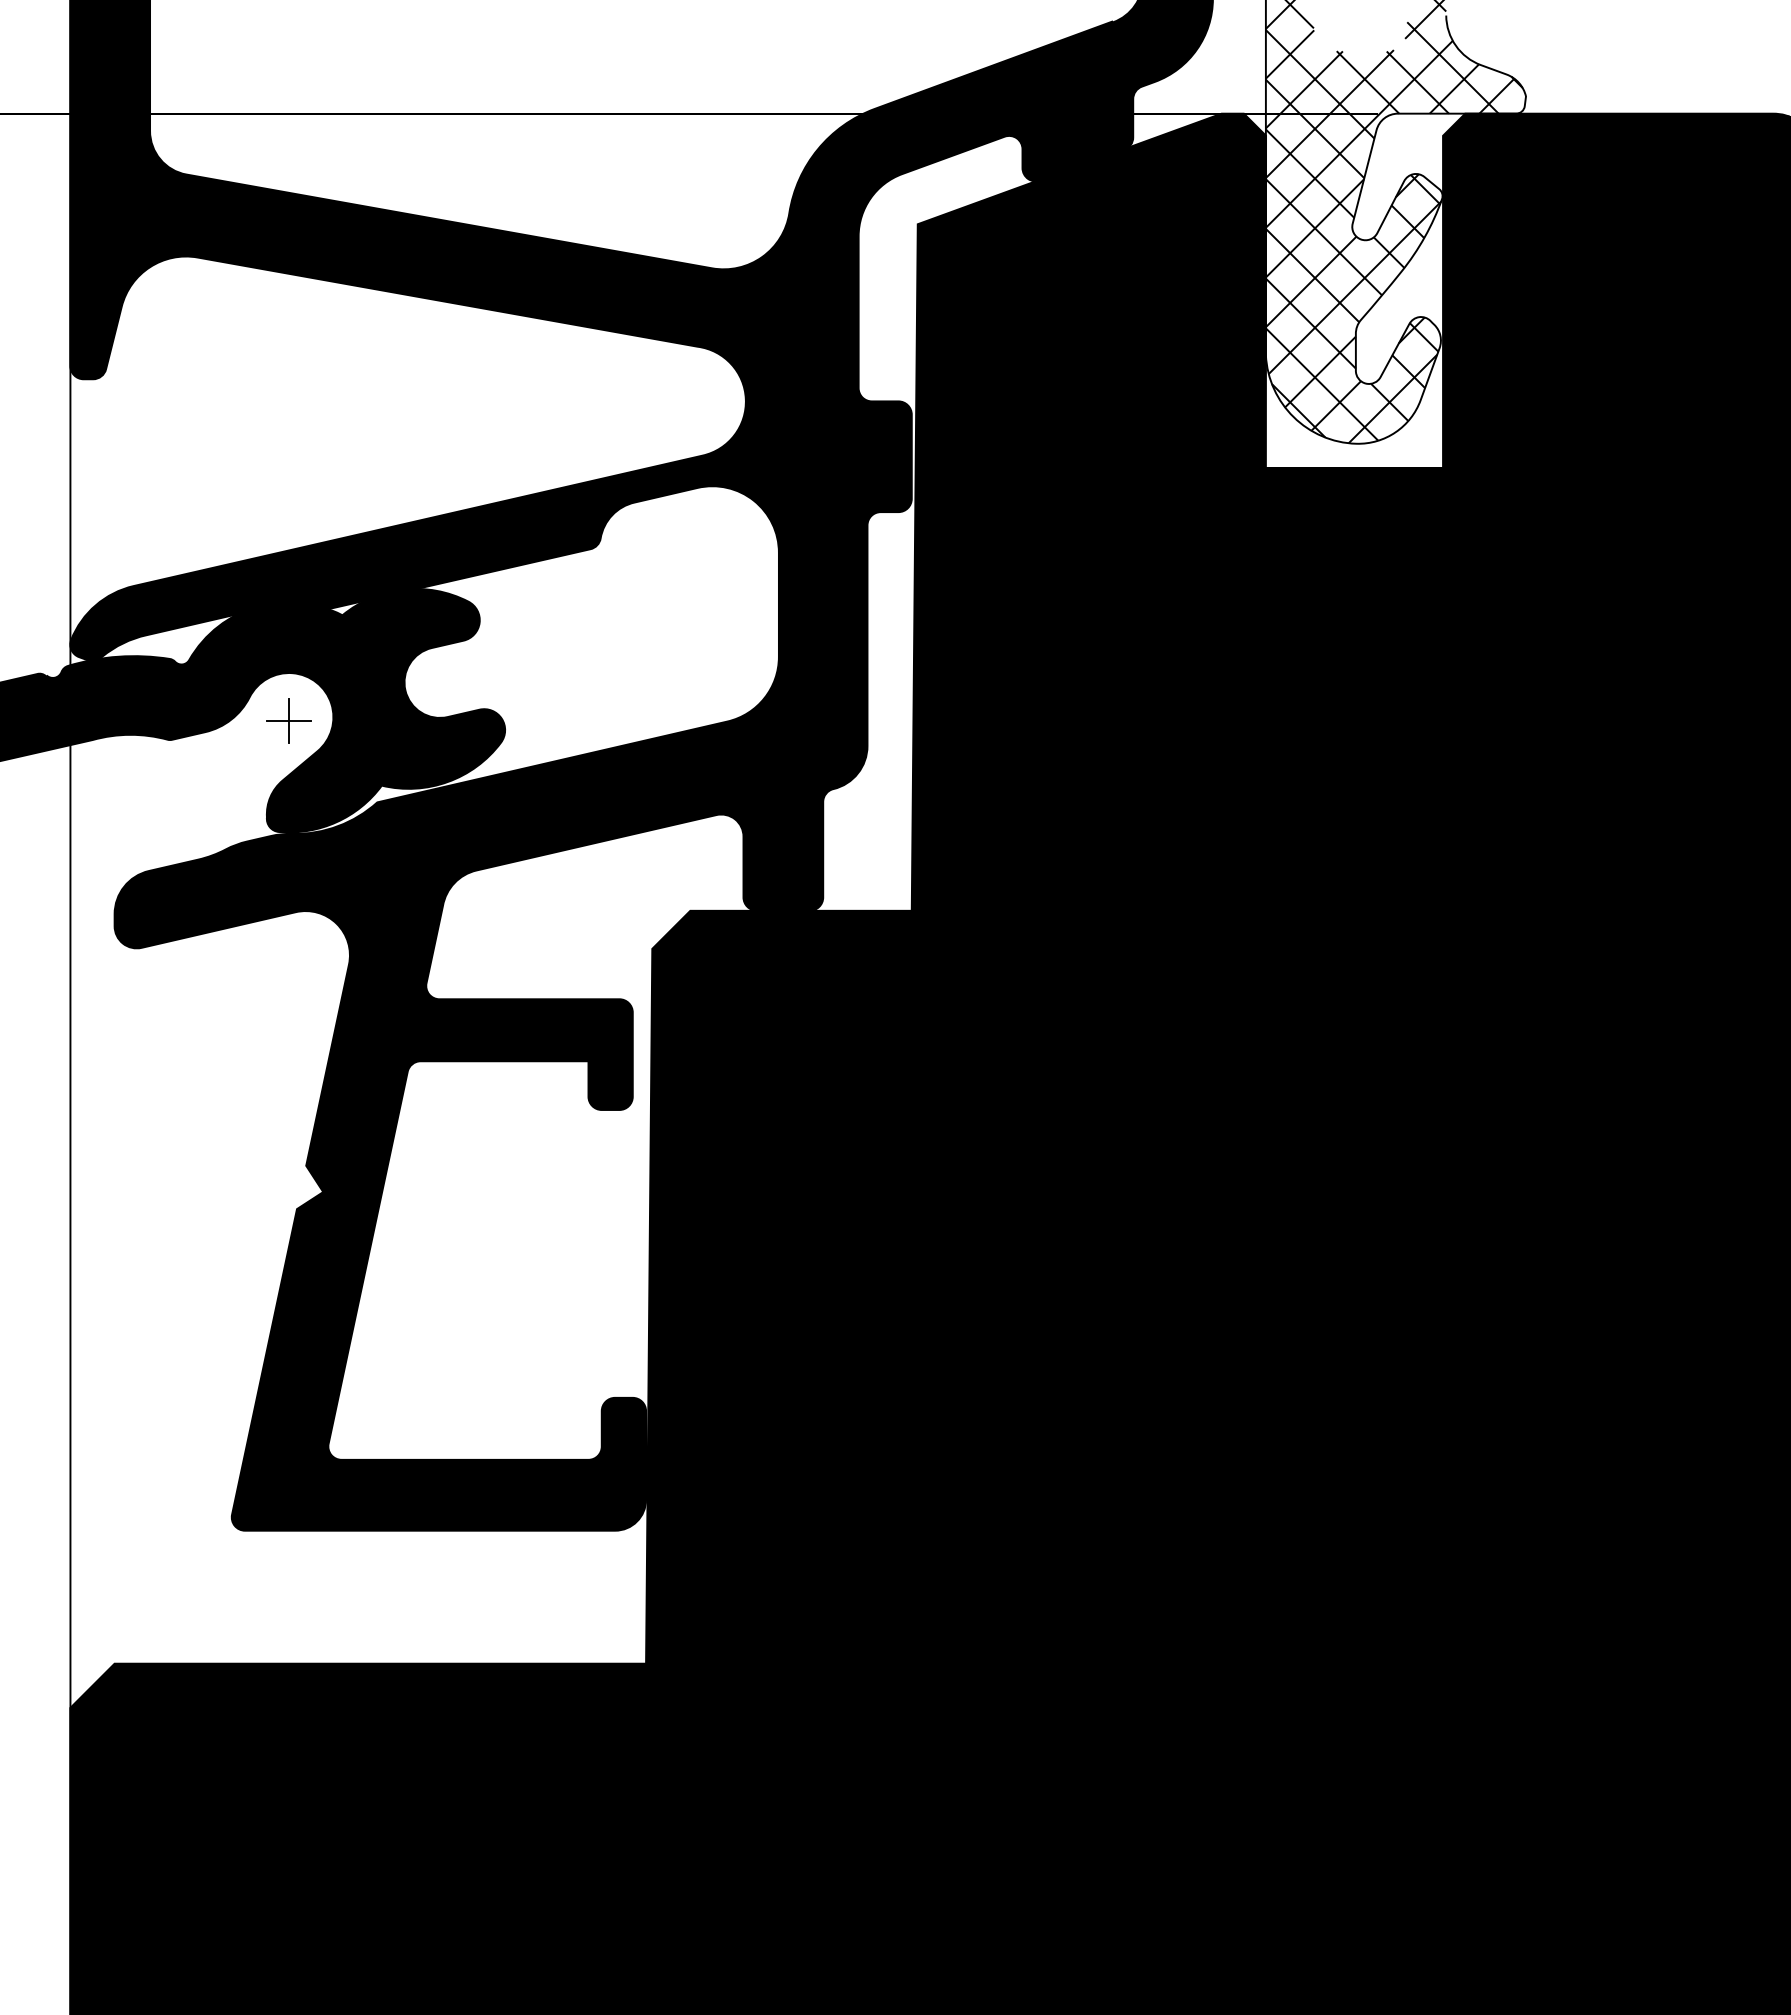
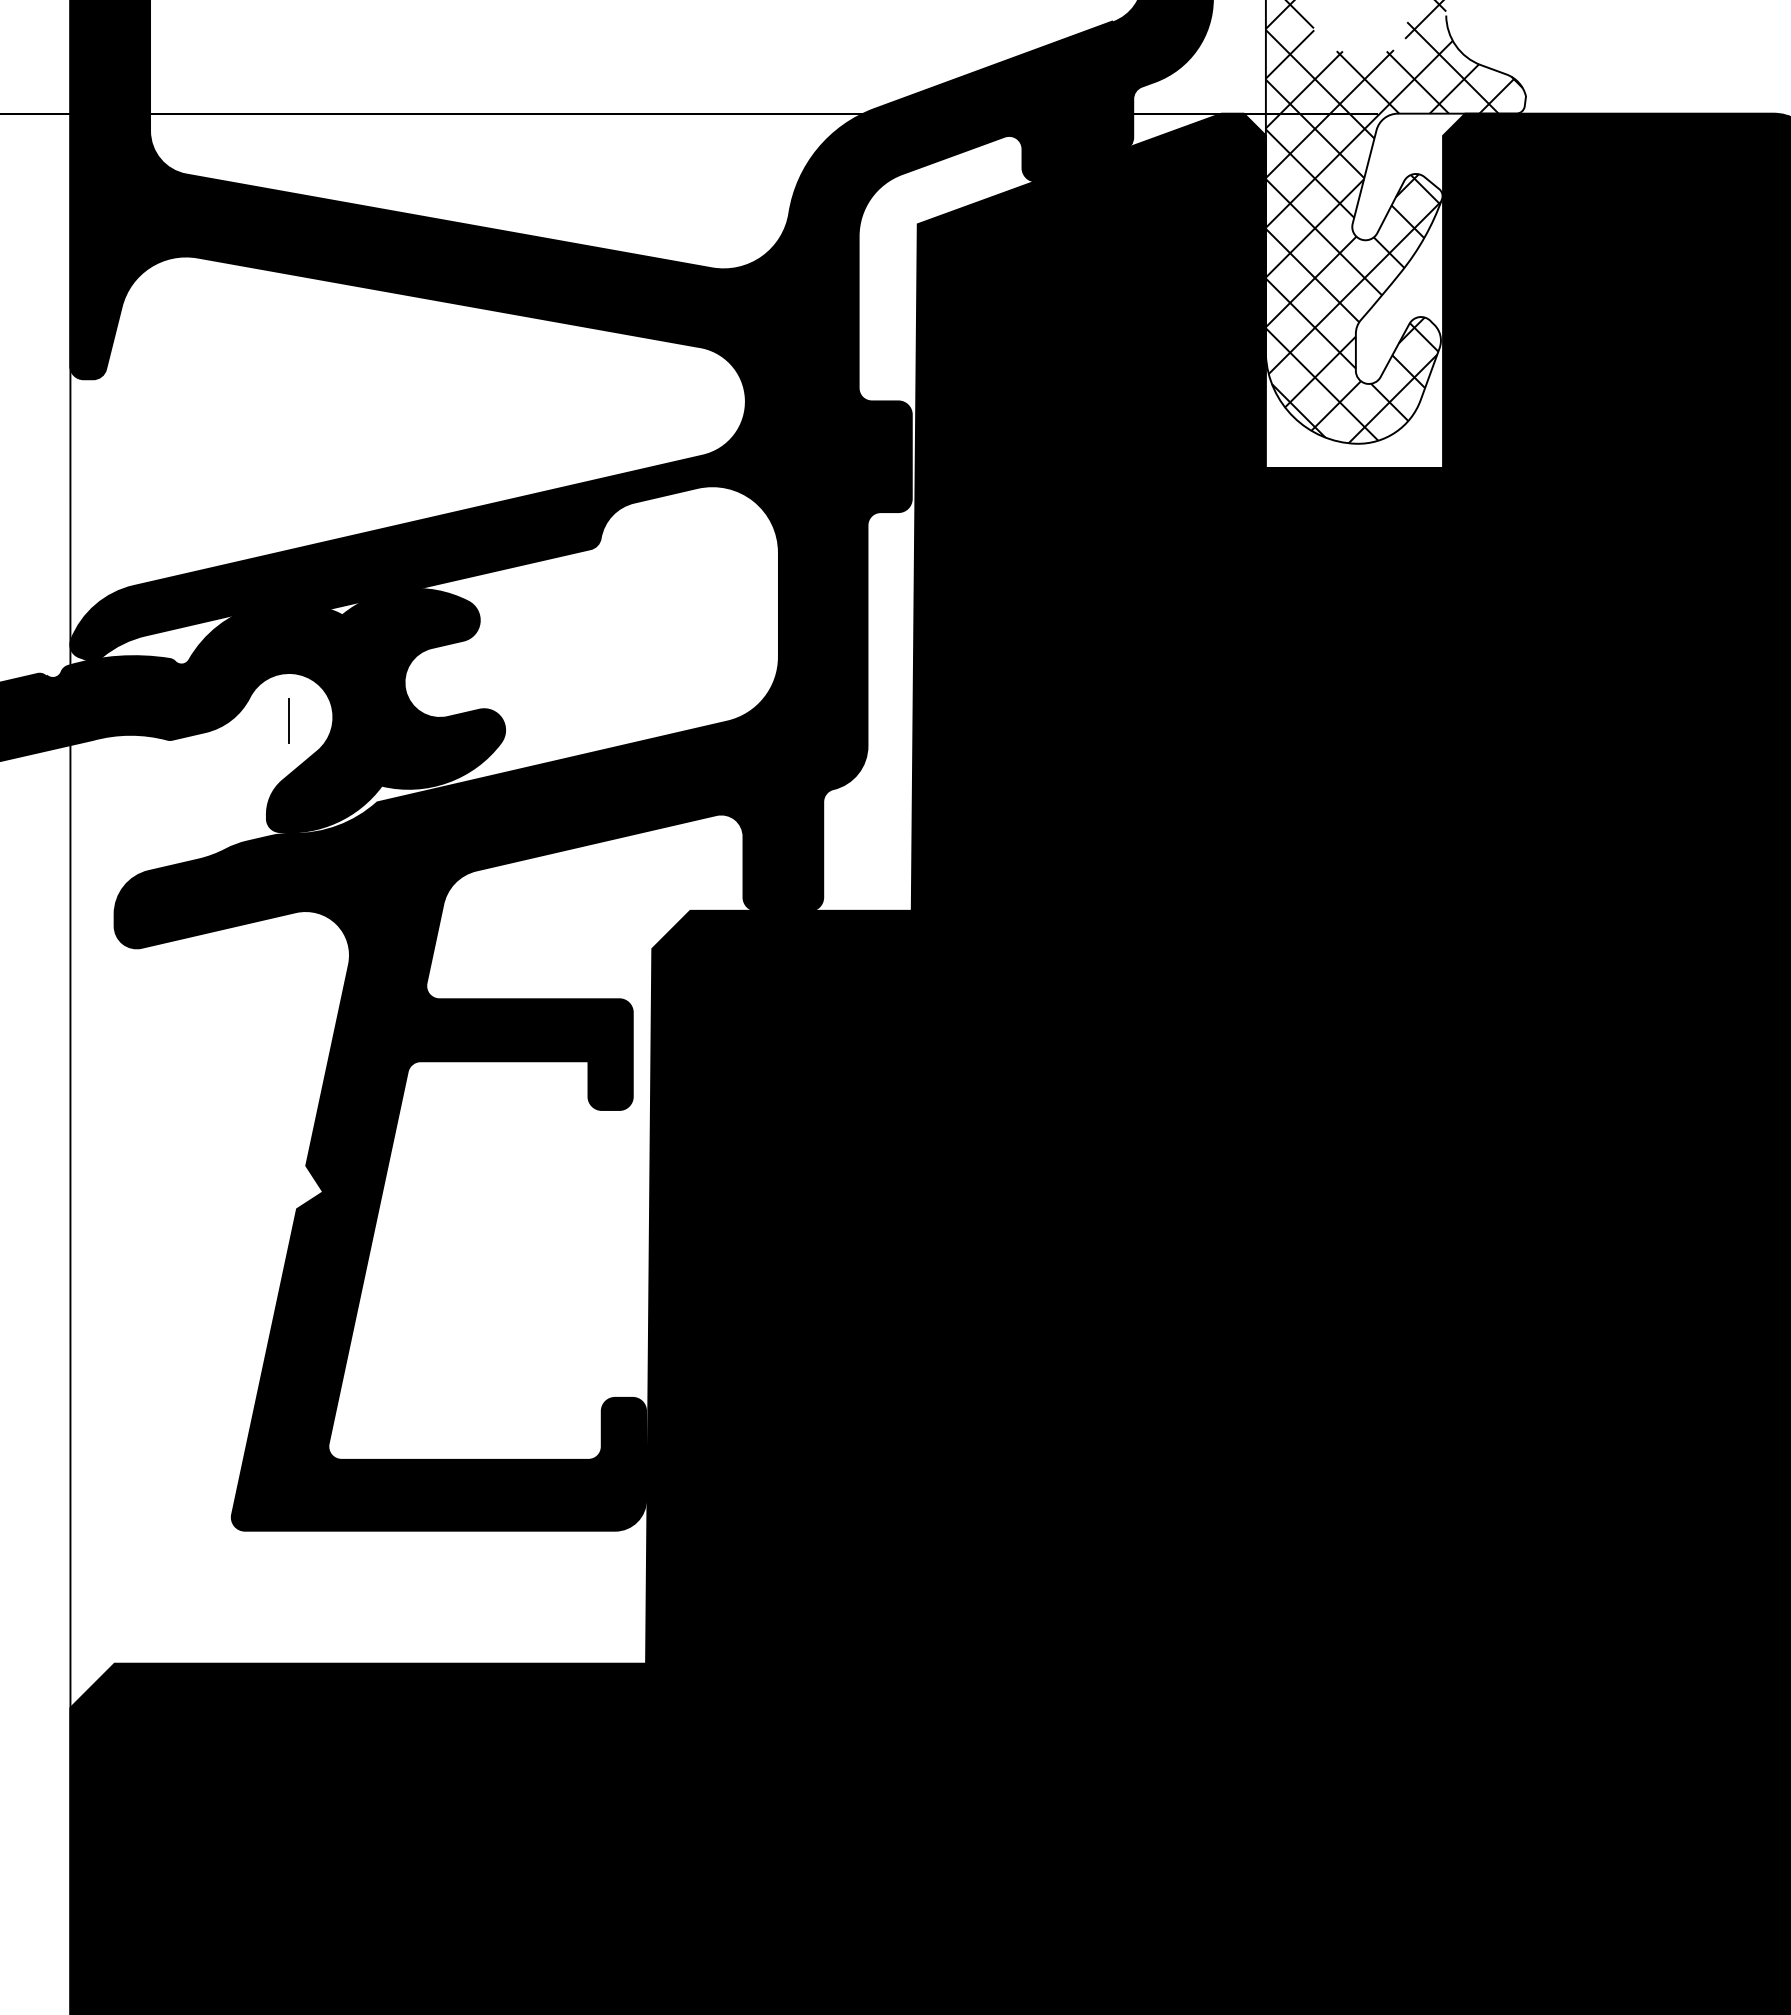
line: present -> none (289, 720)
